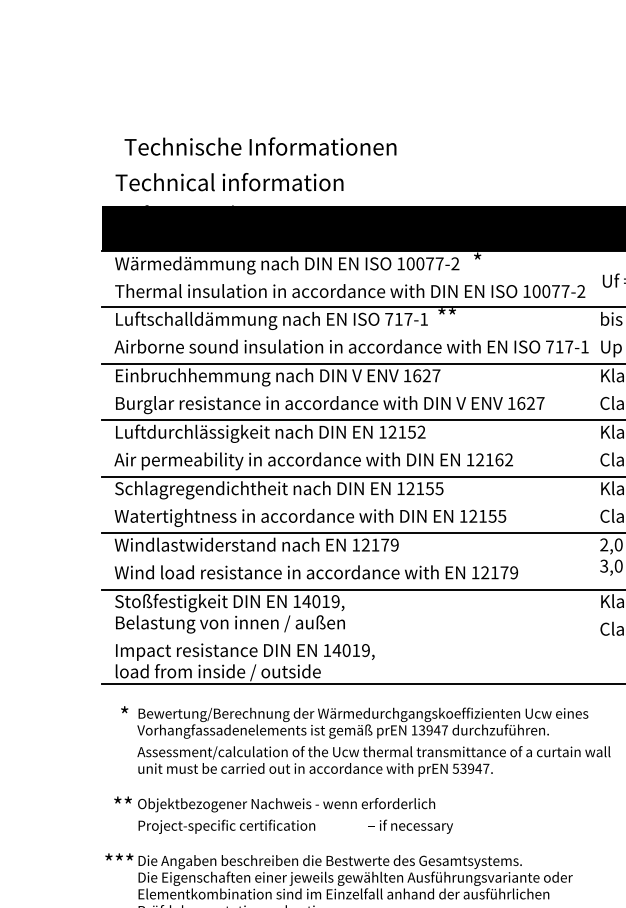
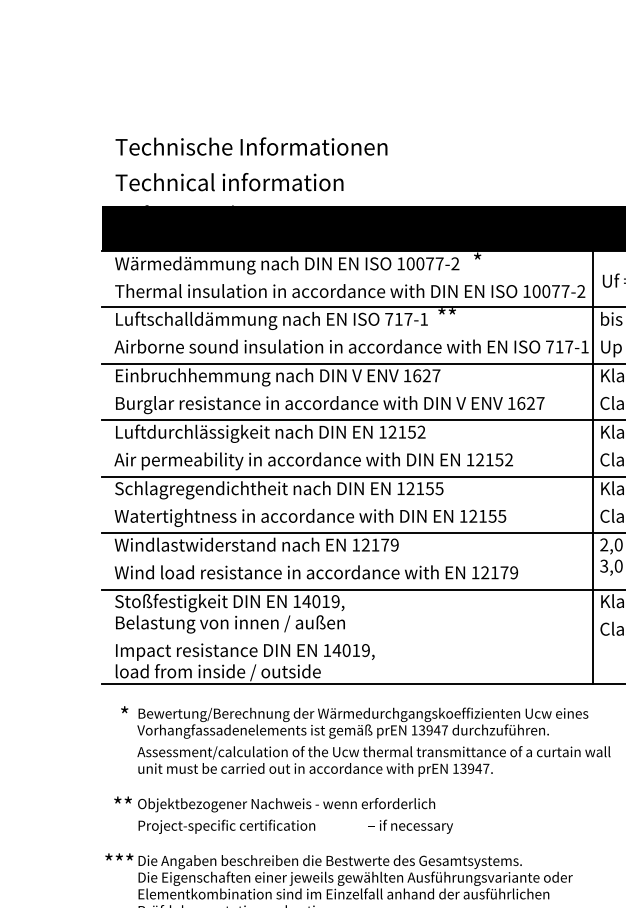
text position: (260, 146) -> (251, 146) (251, 146)
text: 12162 -> 12152 (499, 459)
line: none -> present (592, 467)
text: 53947. -> 13947. (455, 768)
